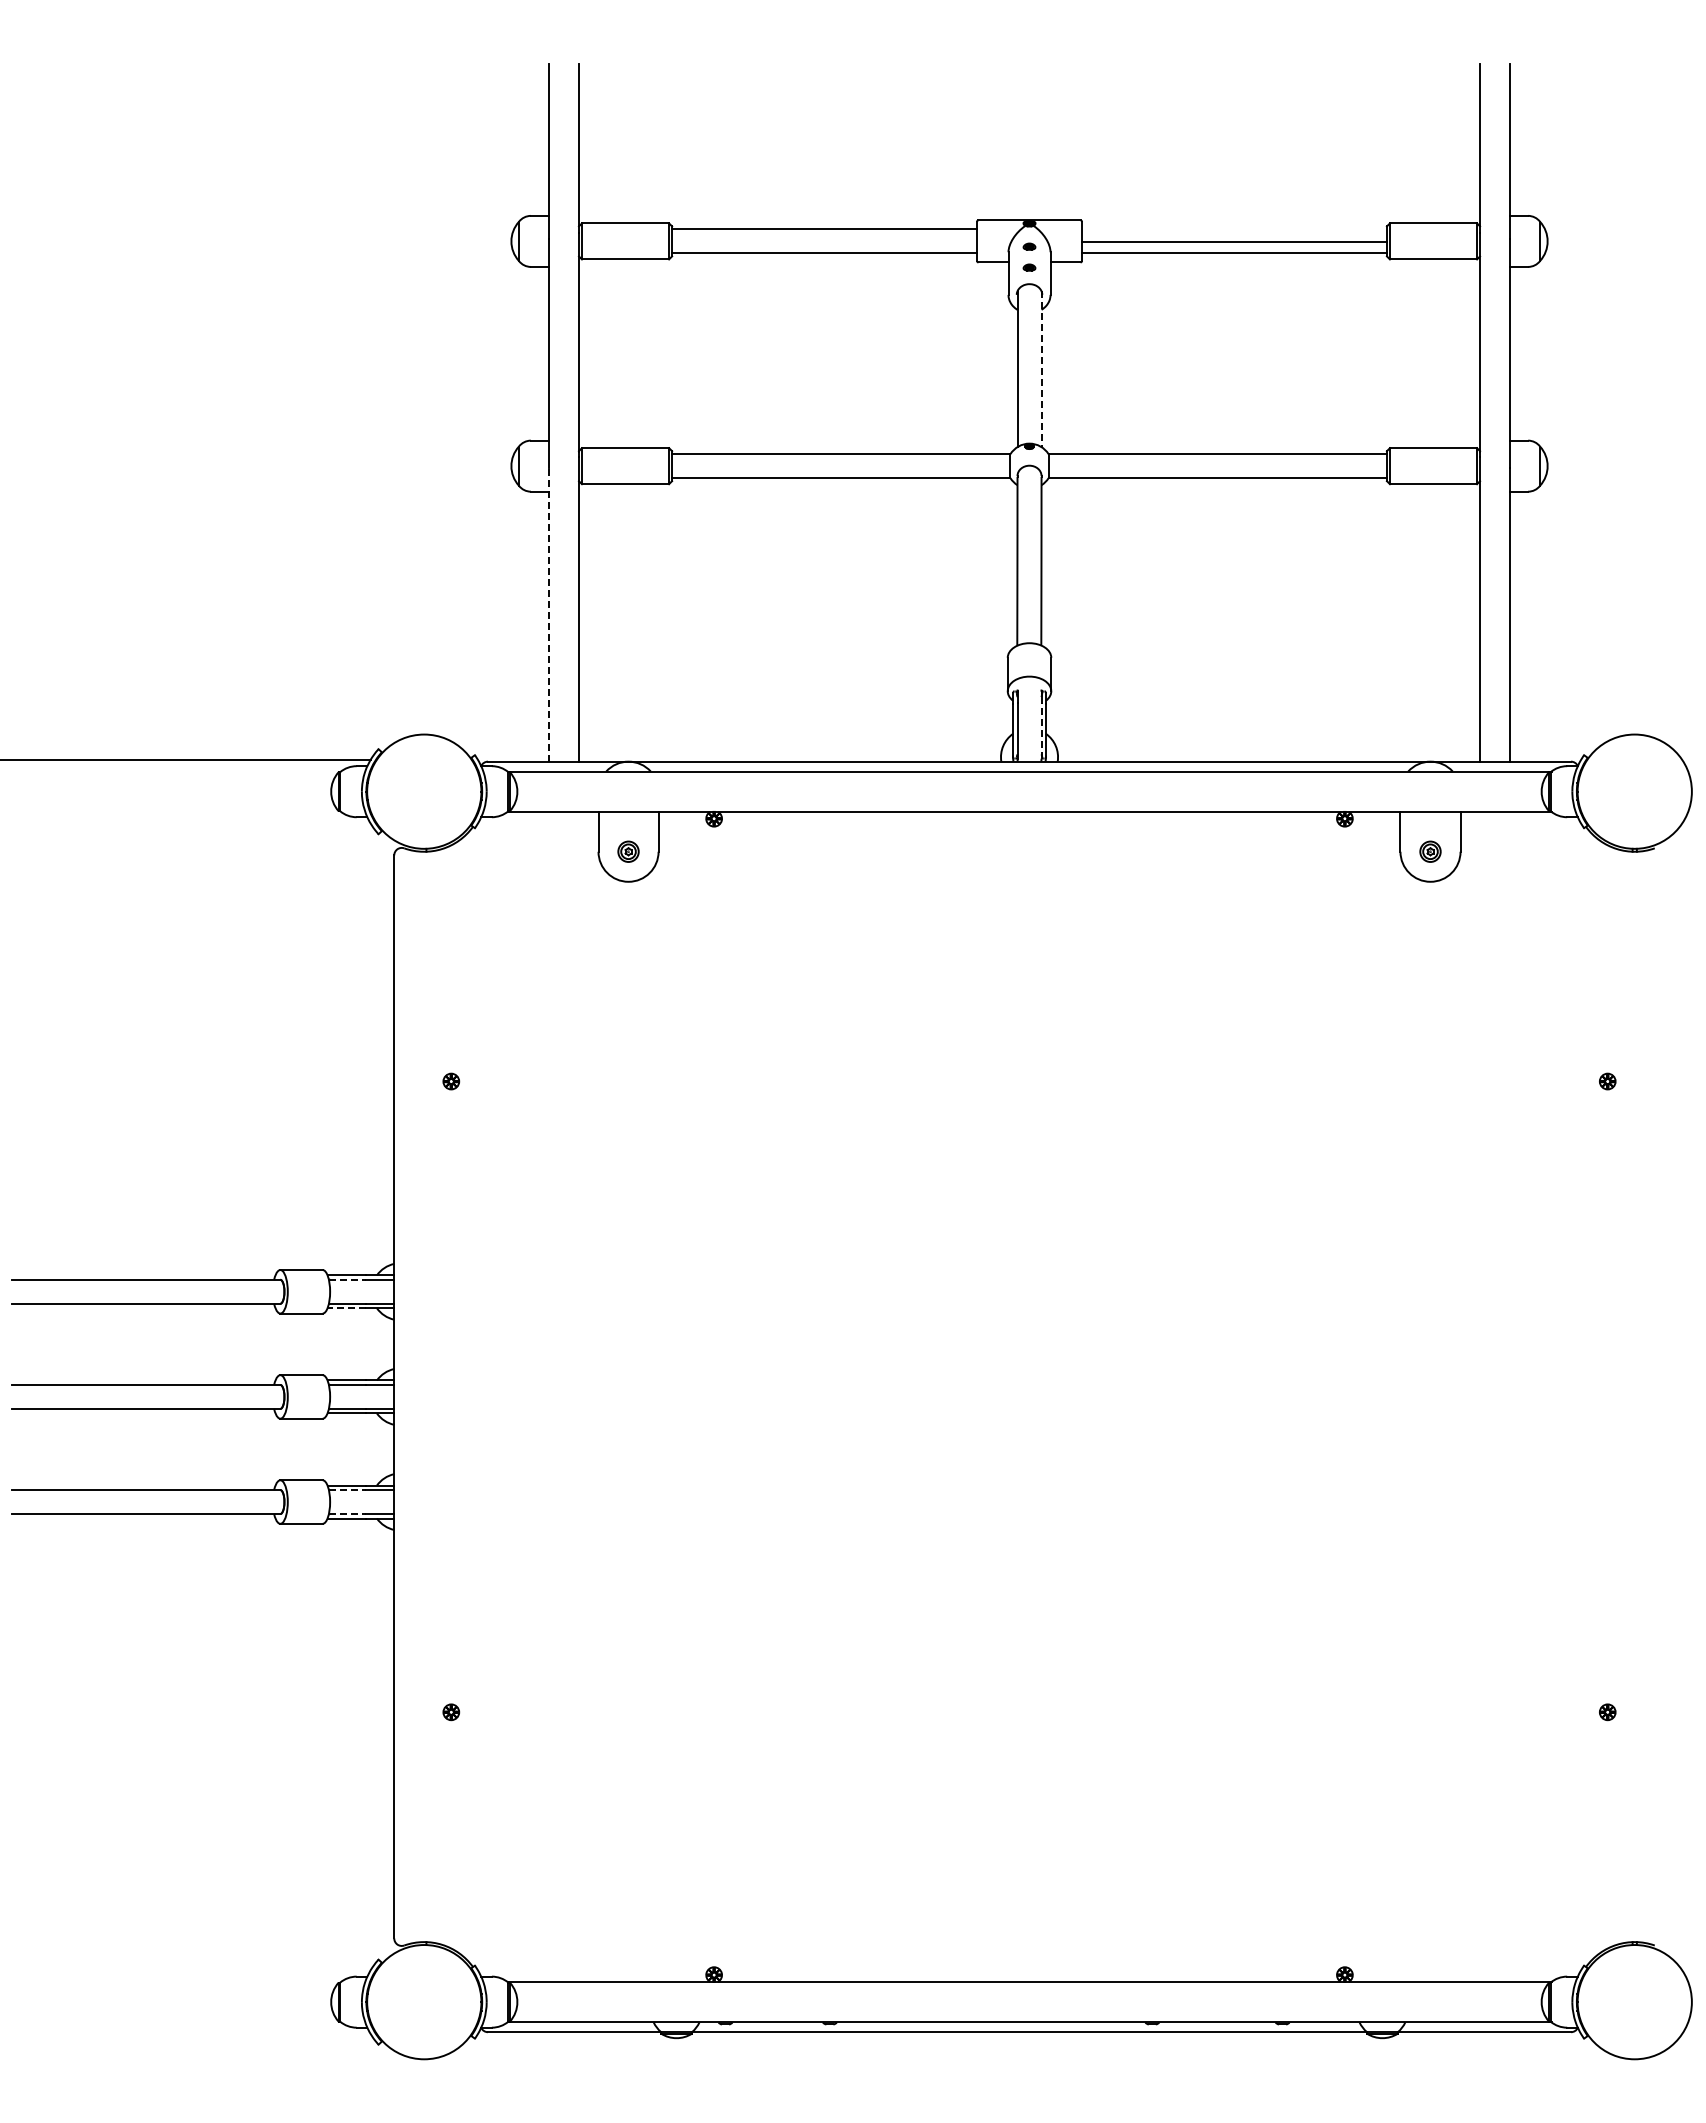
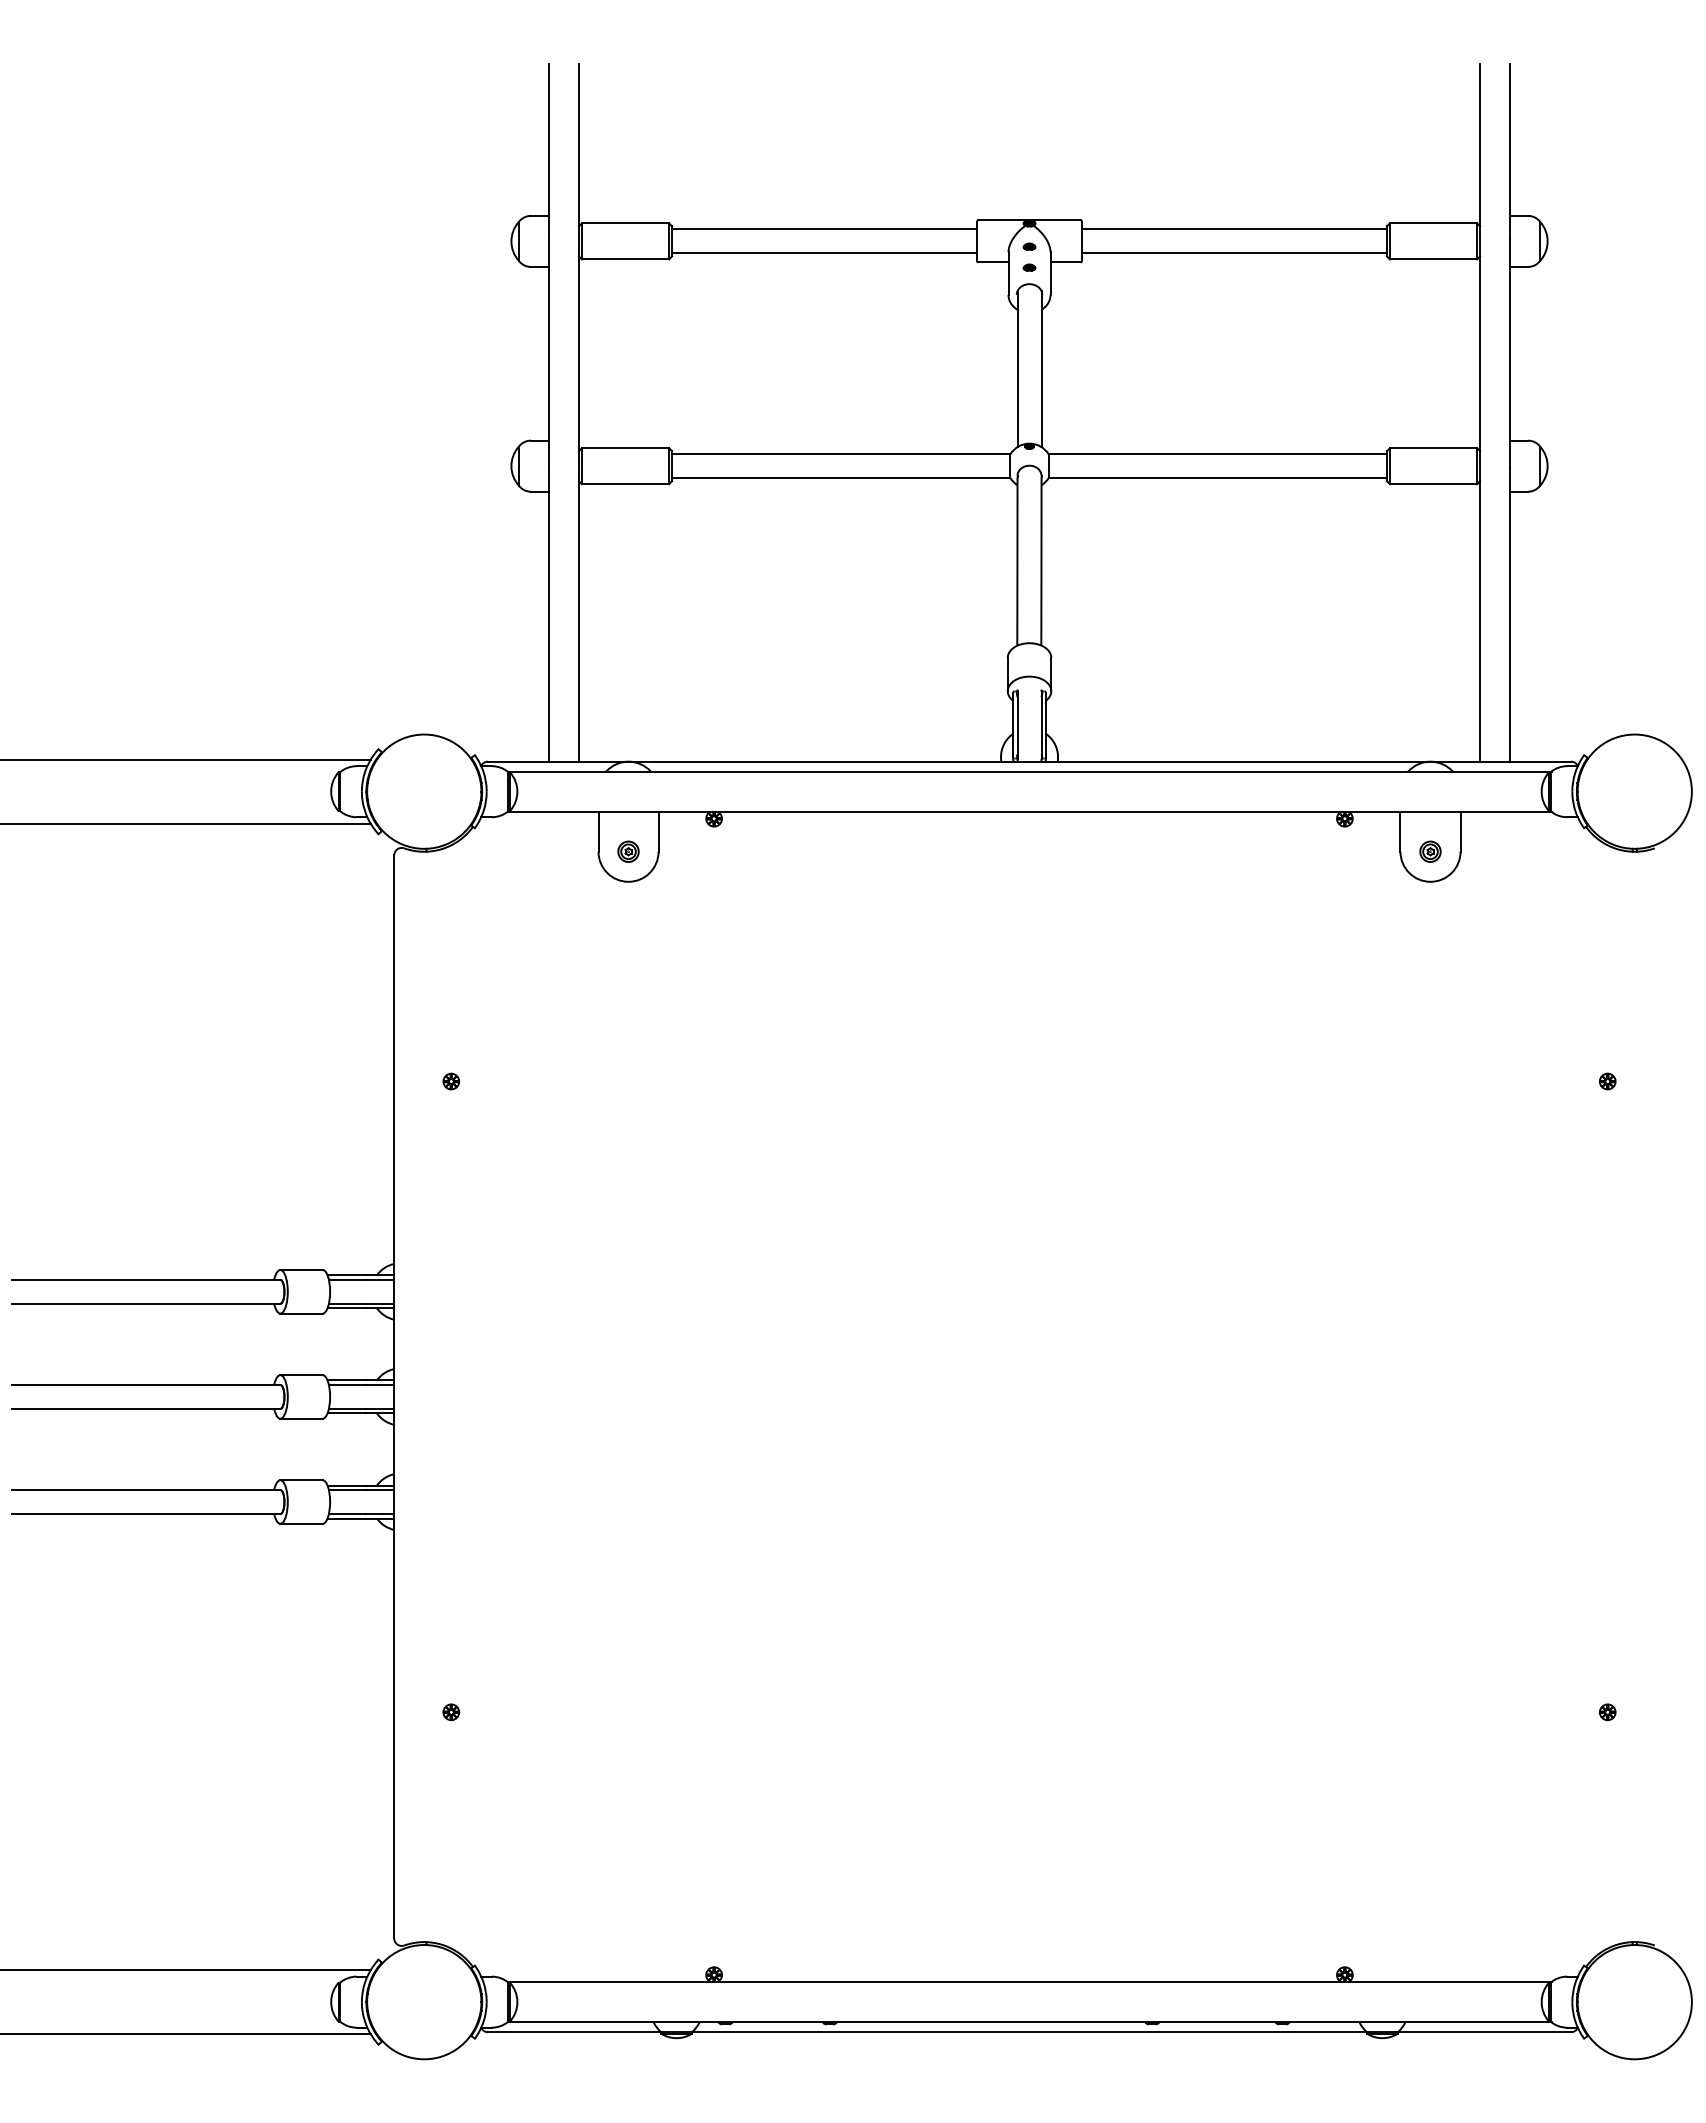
line position: (1234, 242) -> (1234, 229) (1234, 229)
line: dashed -> solid (1041, 369)
line: dashed -> solid (548, 614)
line: dashed -> solid (1041, 730)
line: none -> present (186, 823)
line: dashed -> solid (347, 1279)
line: dashed -> solid (346, 1308)
line: dashed -> solid (347, 1490)
line: dashed -> solid (347, 1514)
line: none -> present (186, 1970)
line: none -> present (186, 2034)
